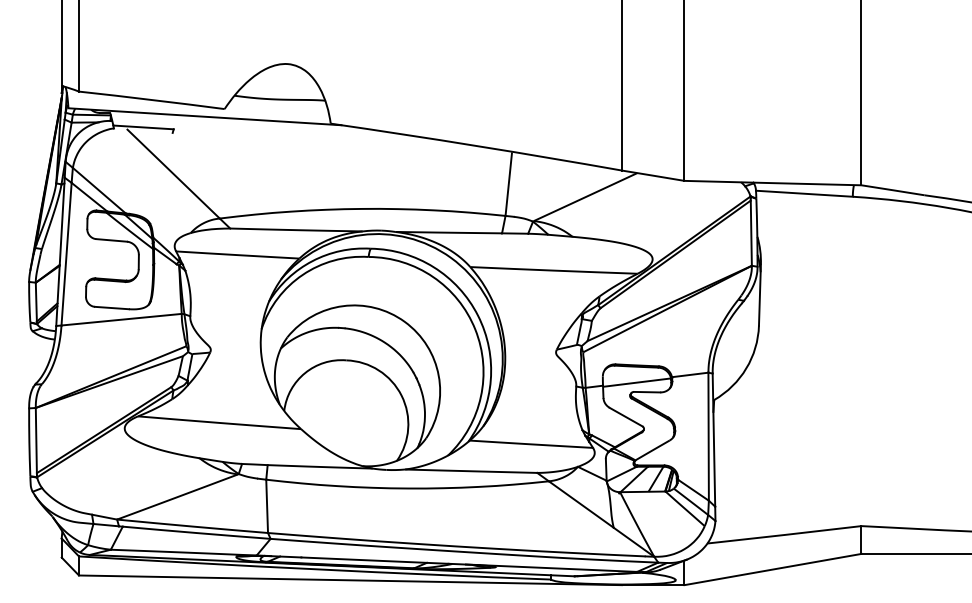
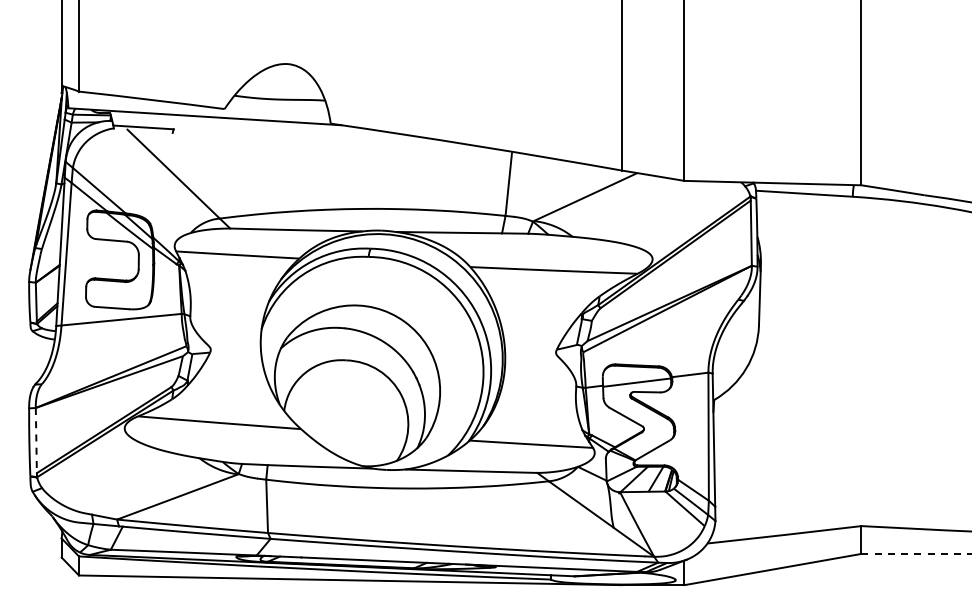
line: solid -> dashed (36, 440)
line: solid -> dashed (916, 553)
